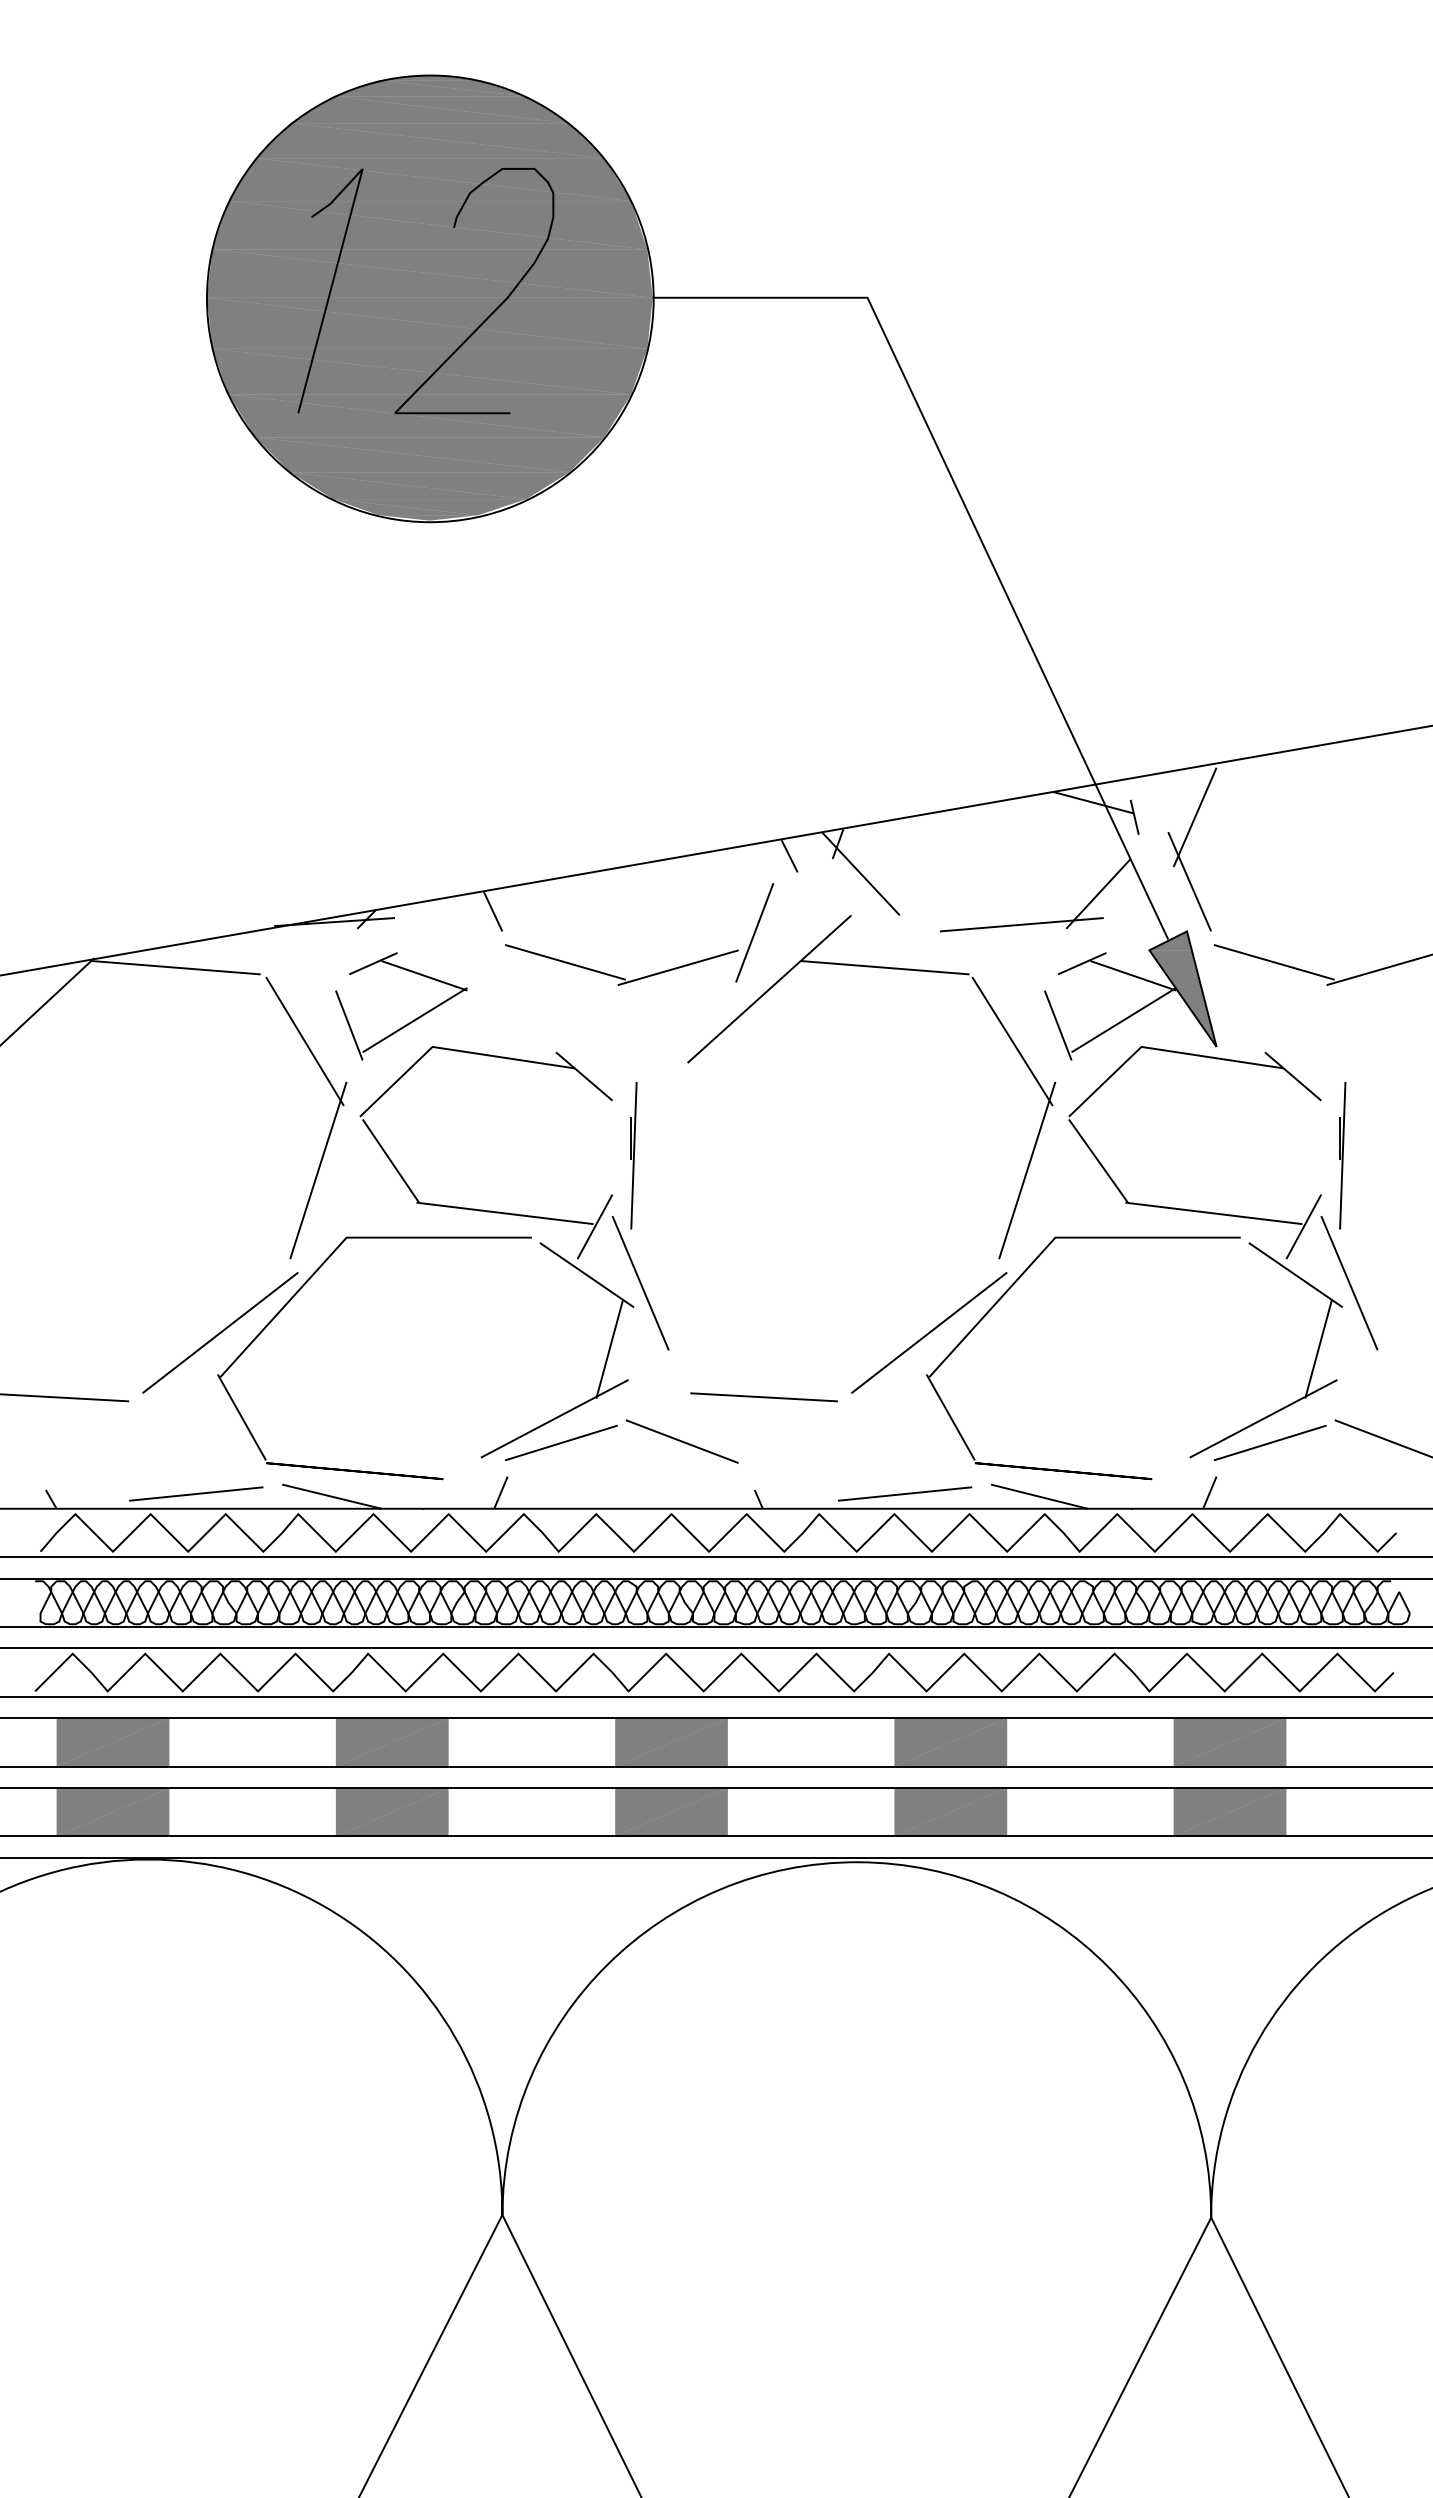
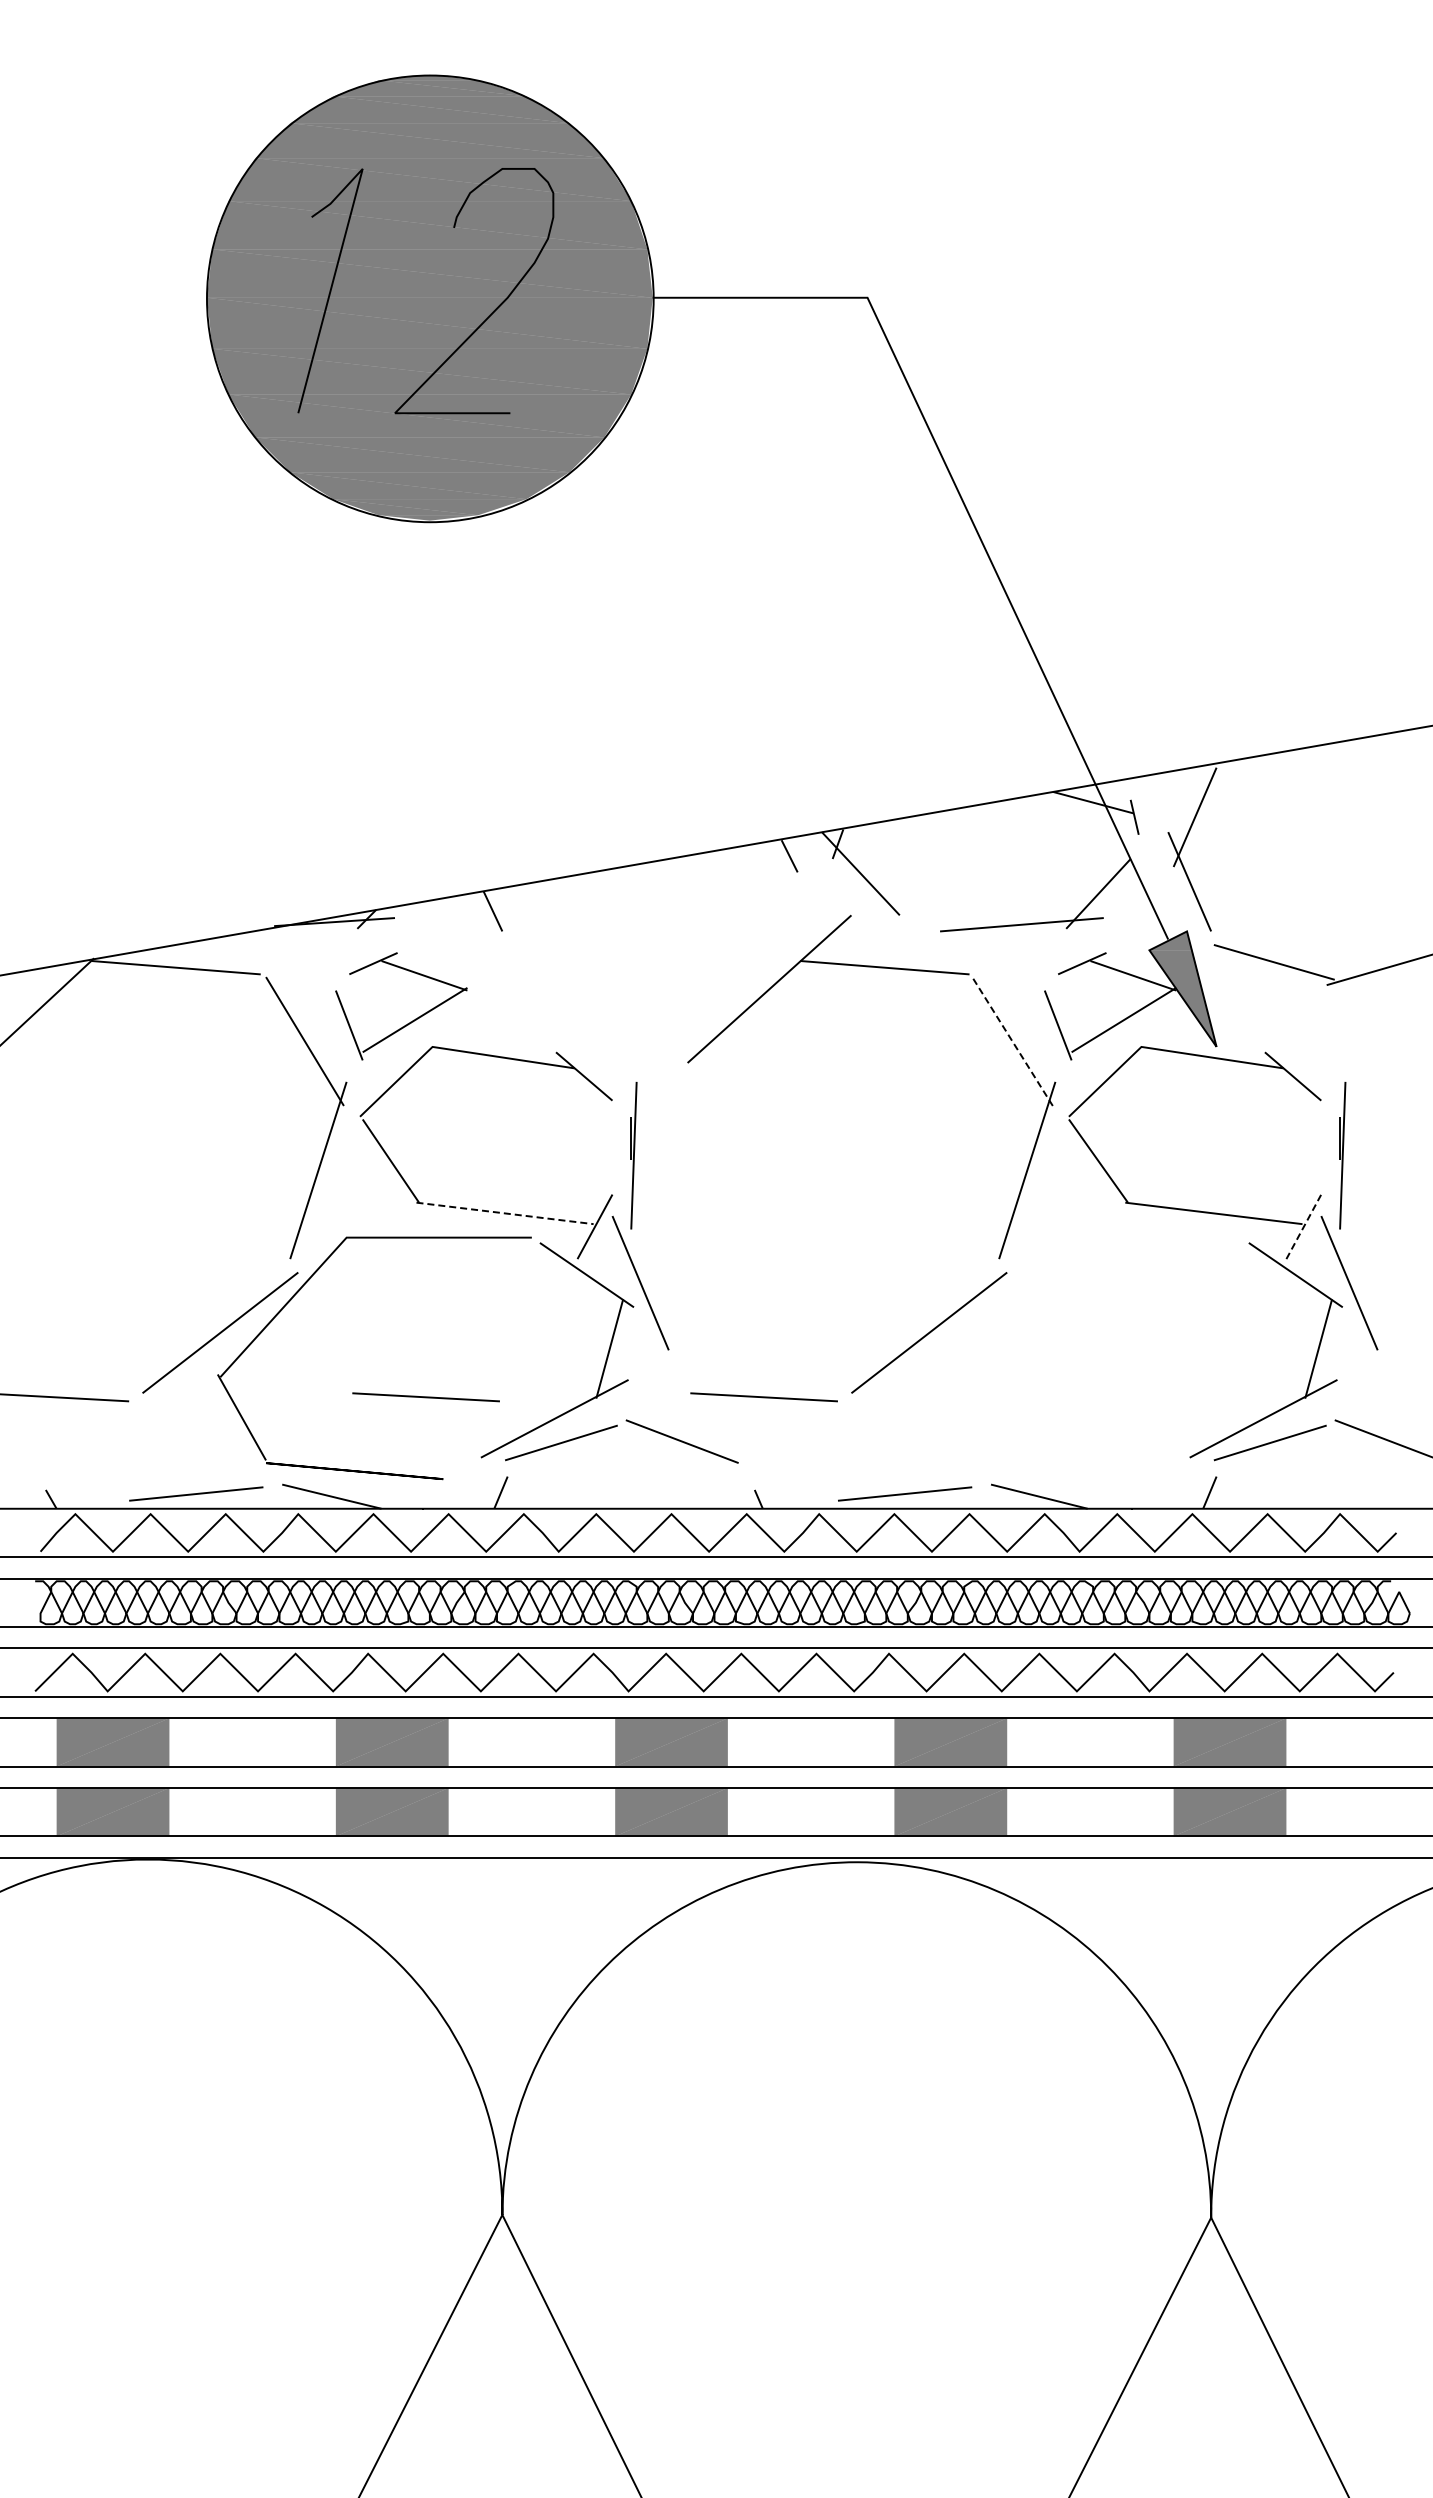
part: present -> none (653, 973)
line: solid -> dashed (1012, 1041)
line: solid -> dashed (505, 1213)
line: solid -> dashed (1303, 1226)
part: present -> none (1008, 1291)
line: none -> present (425, 1397)
